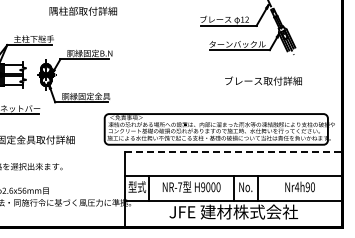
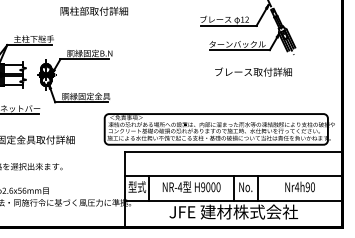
text position: (82, 10) -> (93, 10) (93, 10)
text position: (263, 80) -> (253, 71) (253, 71)
line: dashed -> solid (234, 152)
text: NR-7 -> NR-4 (179, 186)
